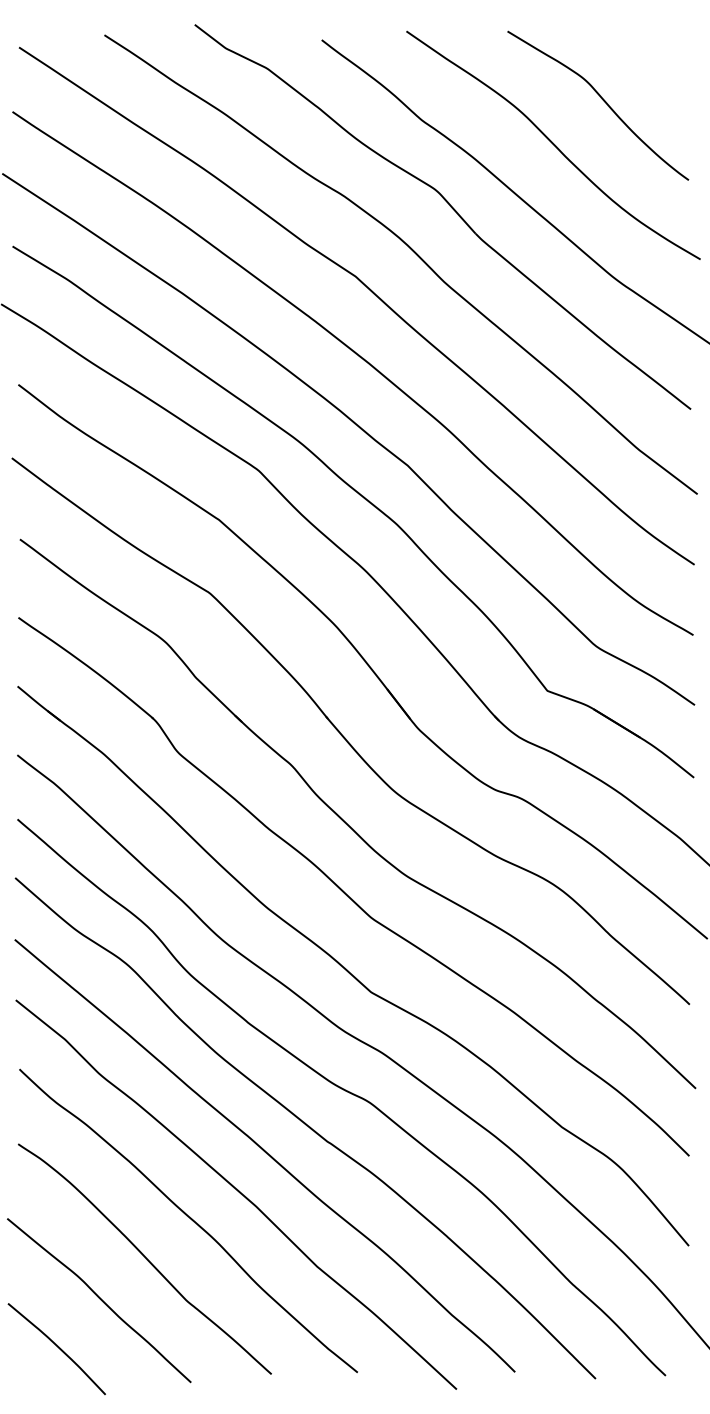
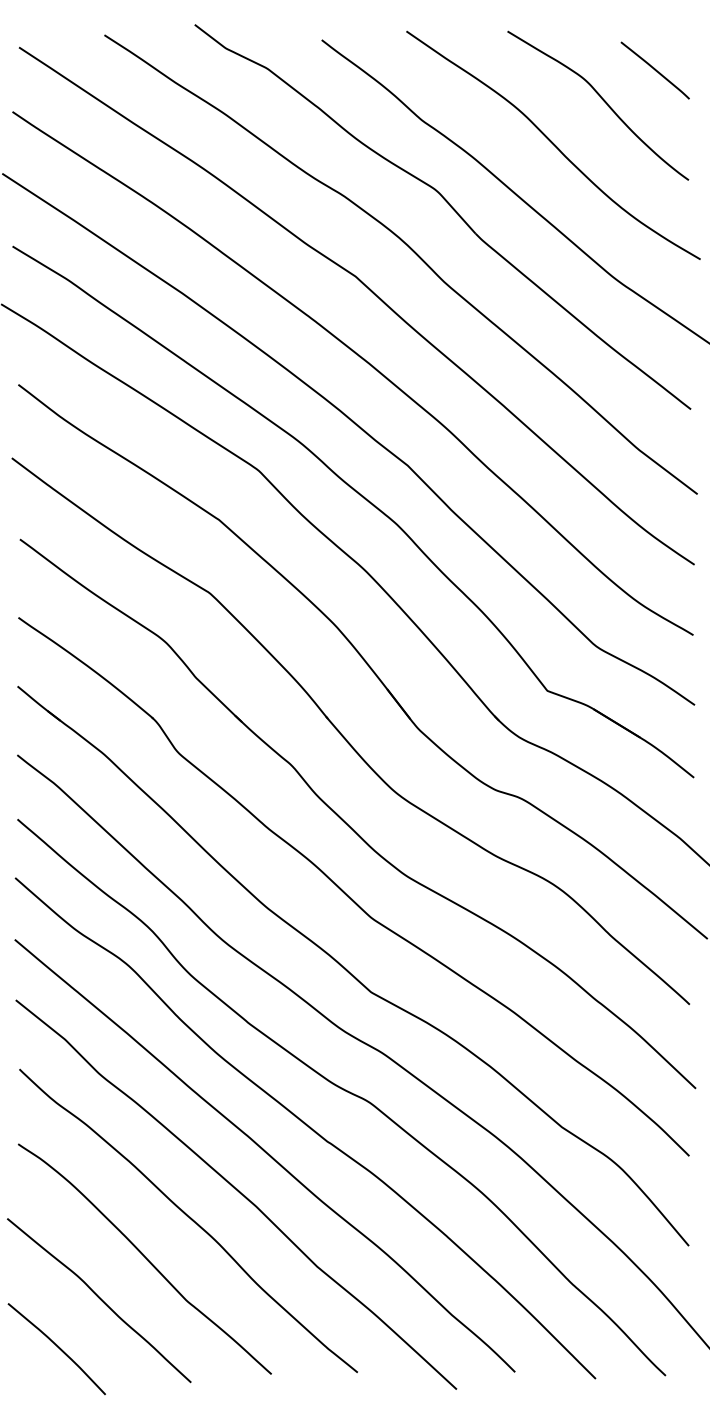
line: none -> present (654, 70)
